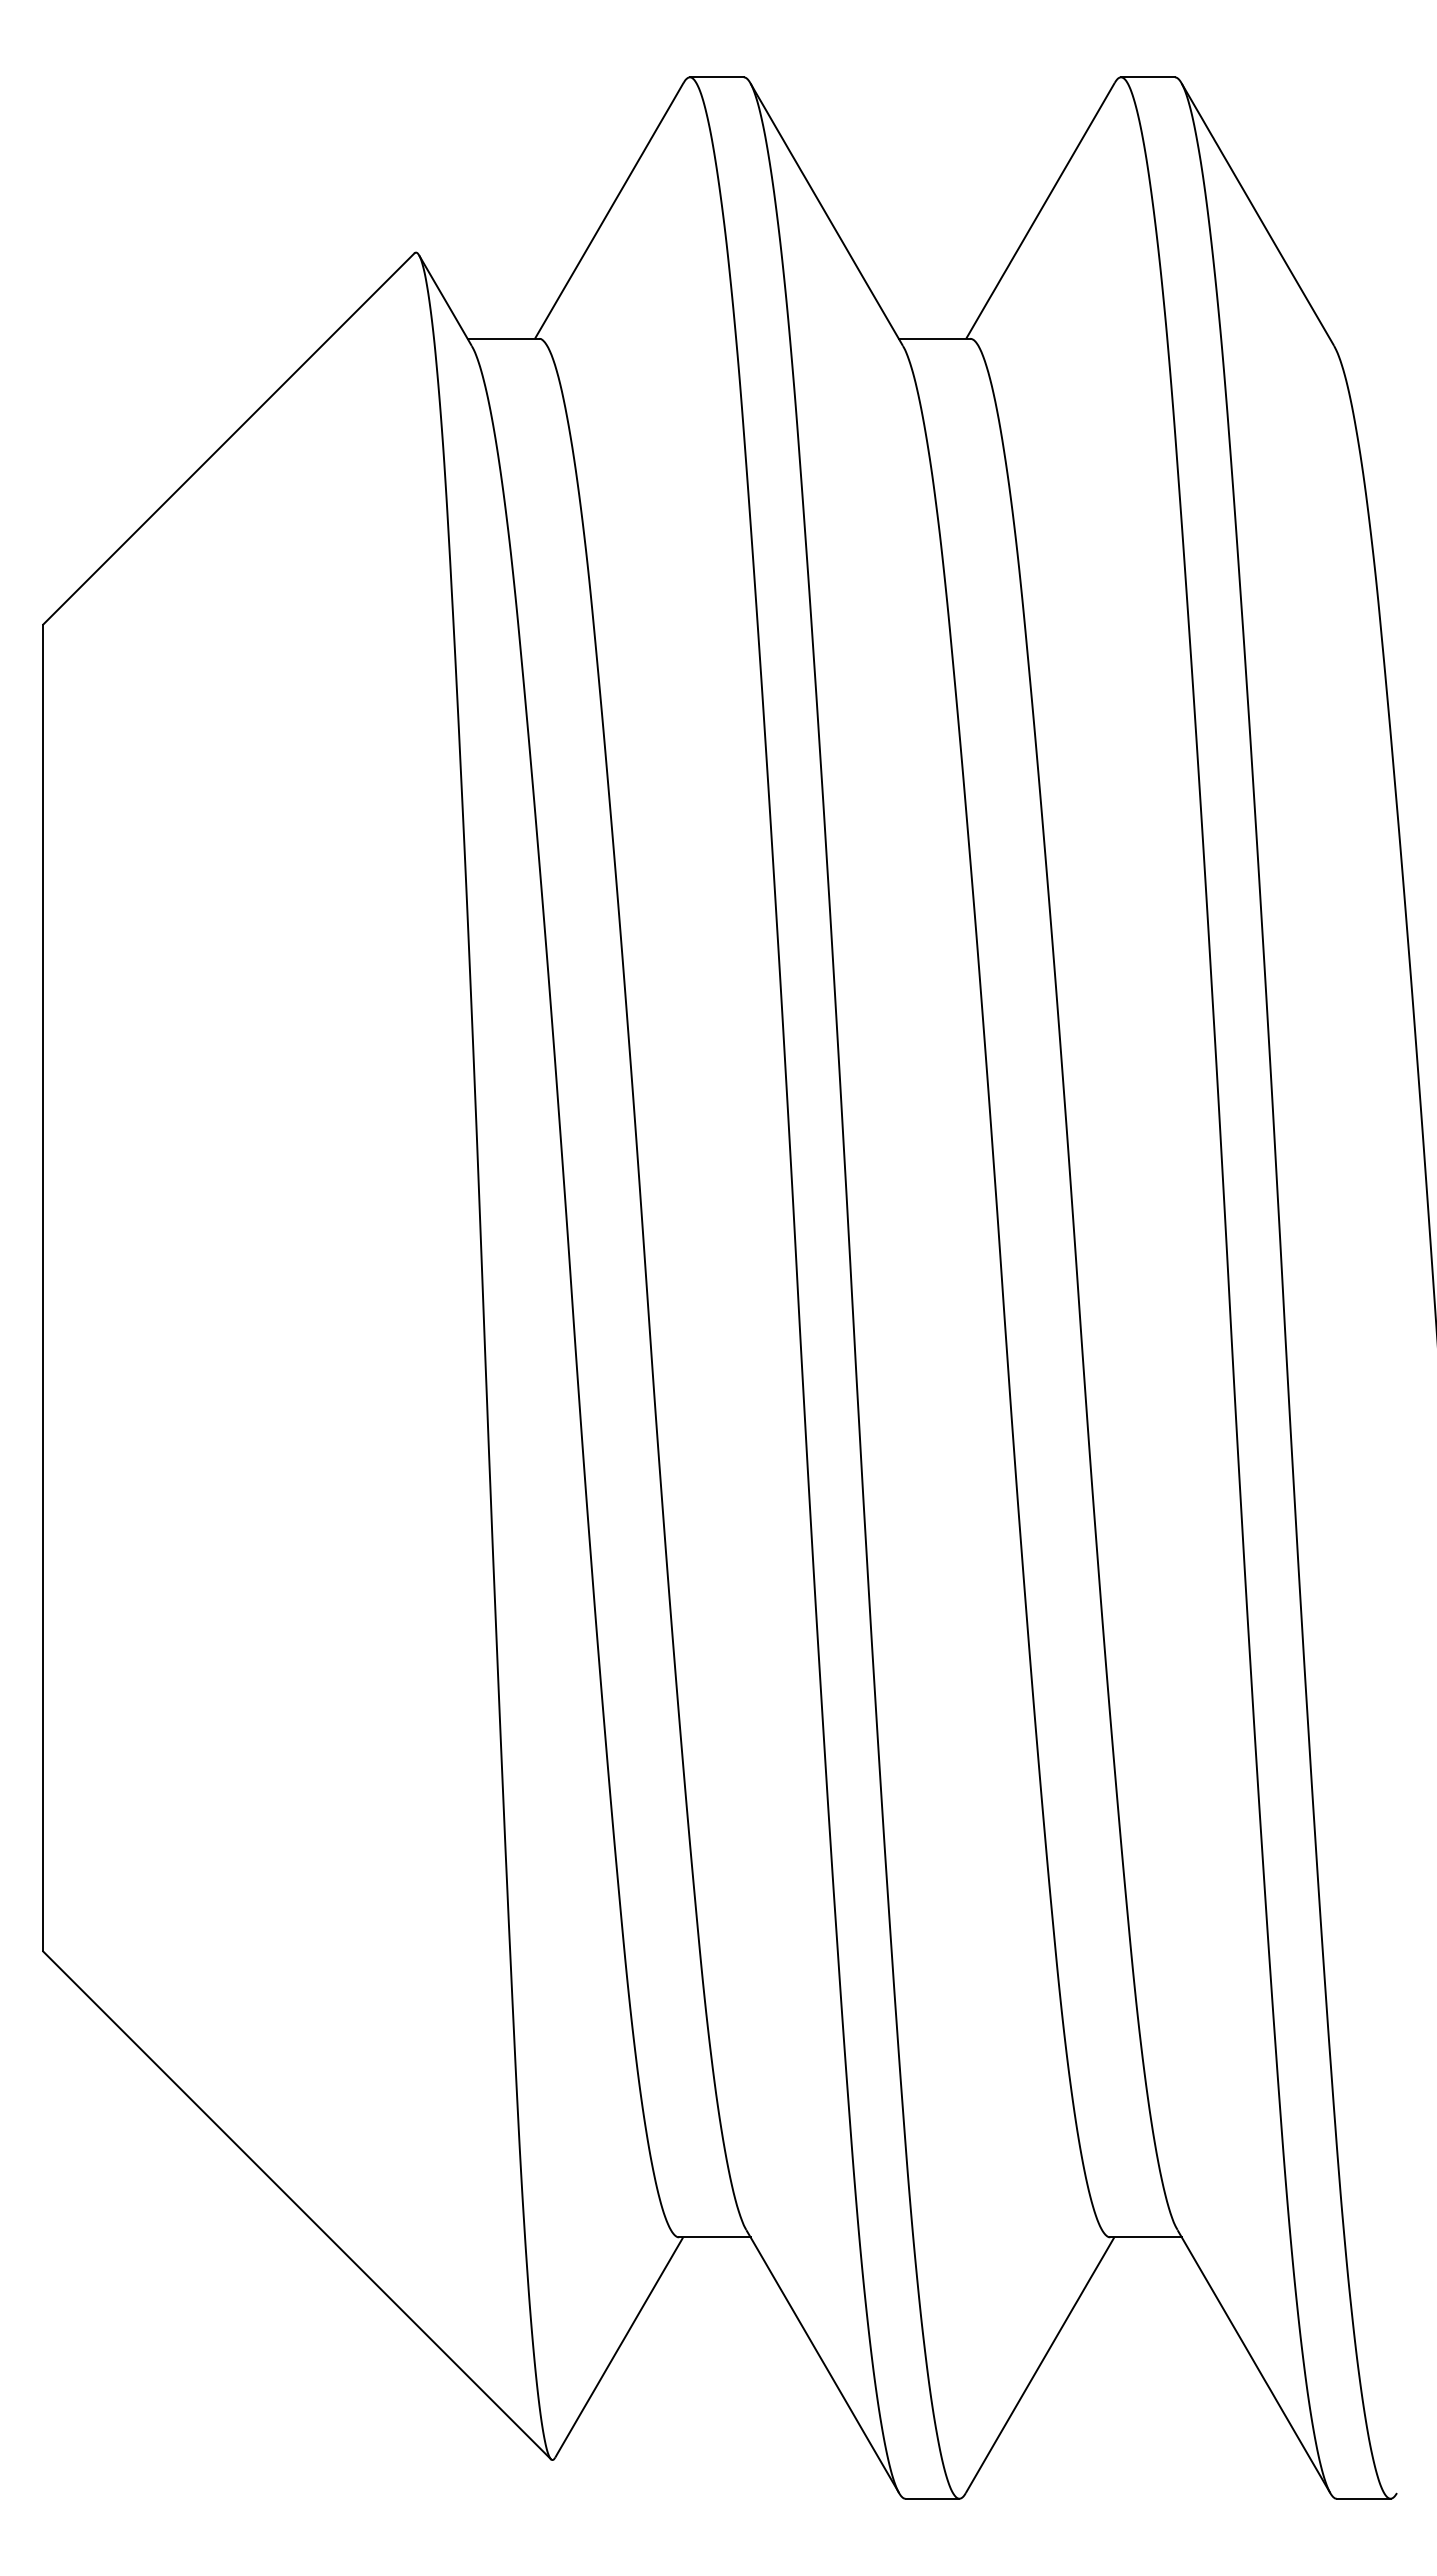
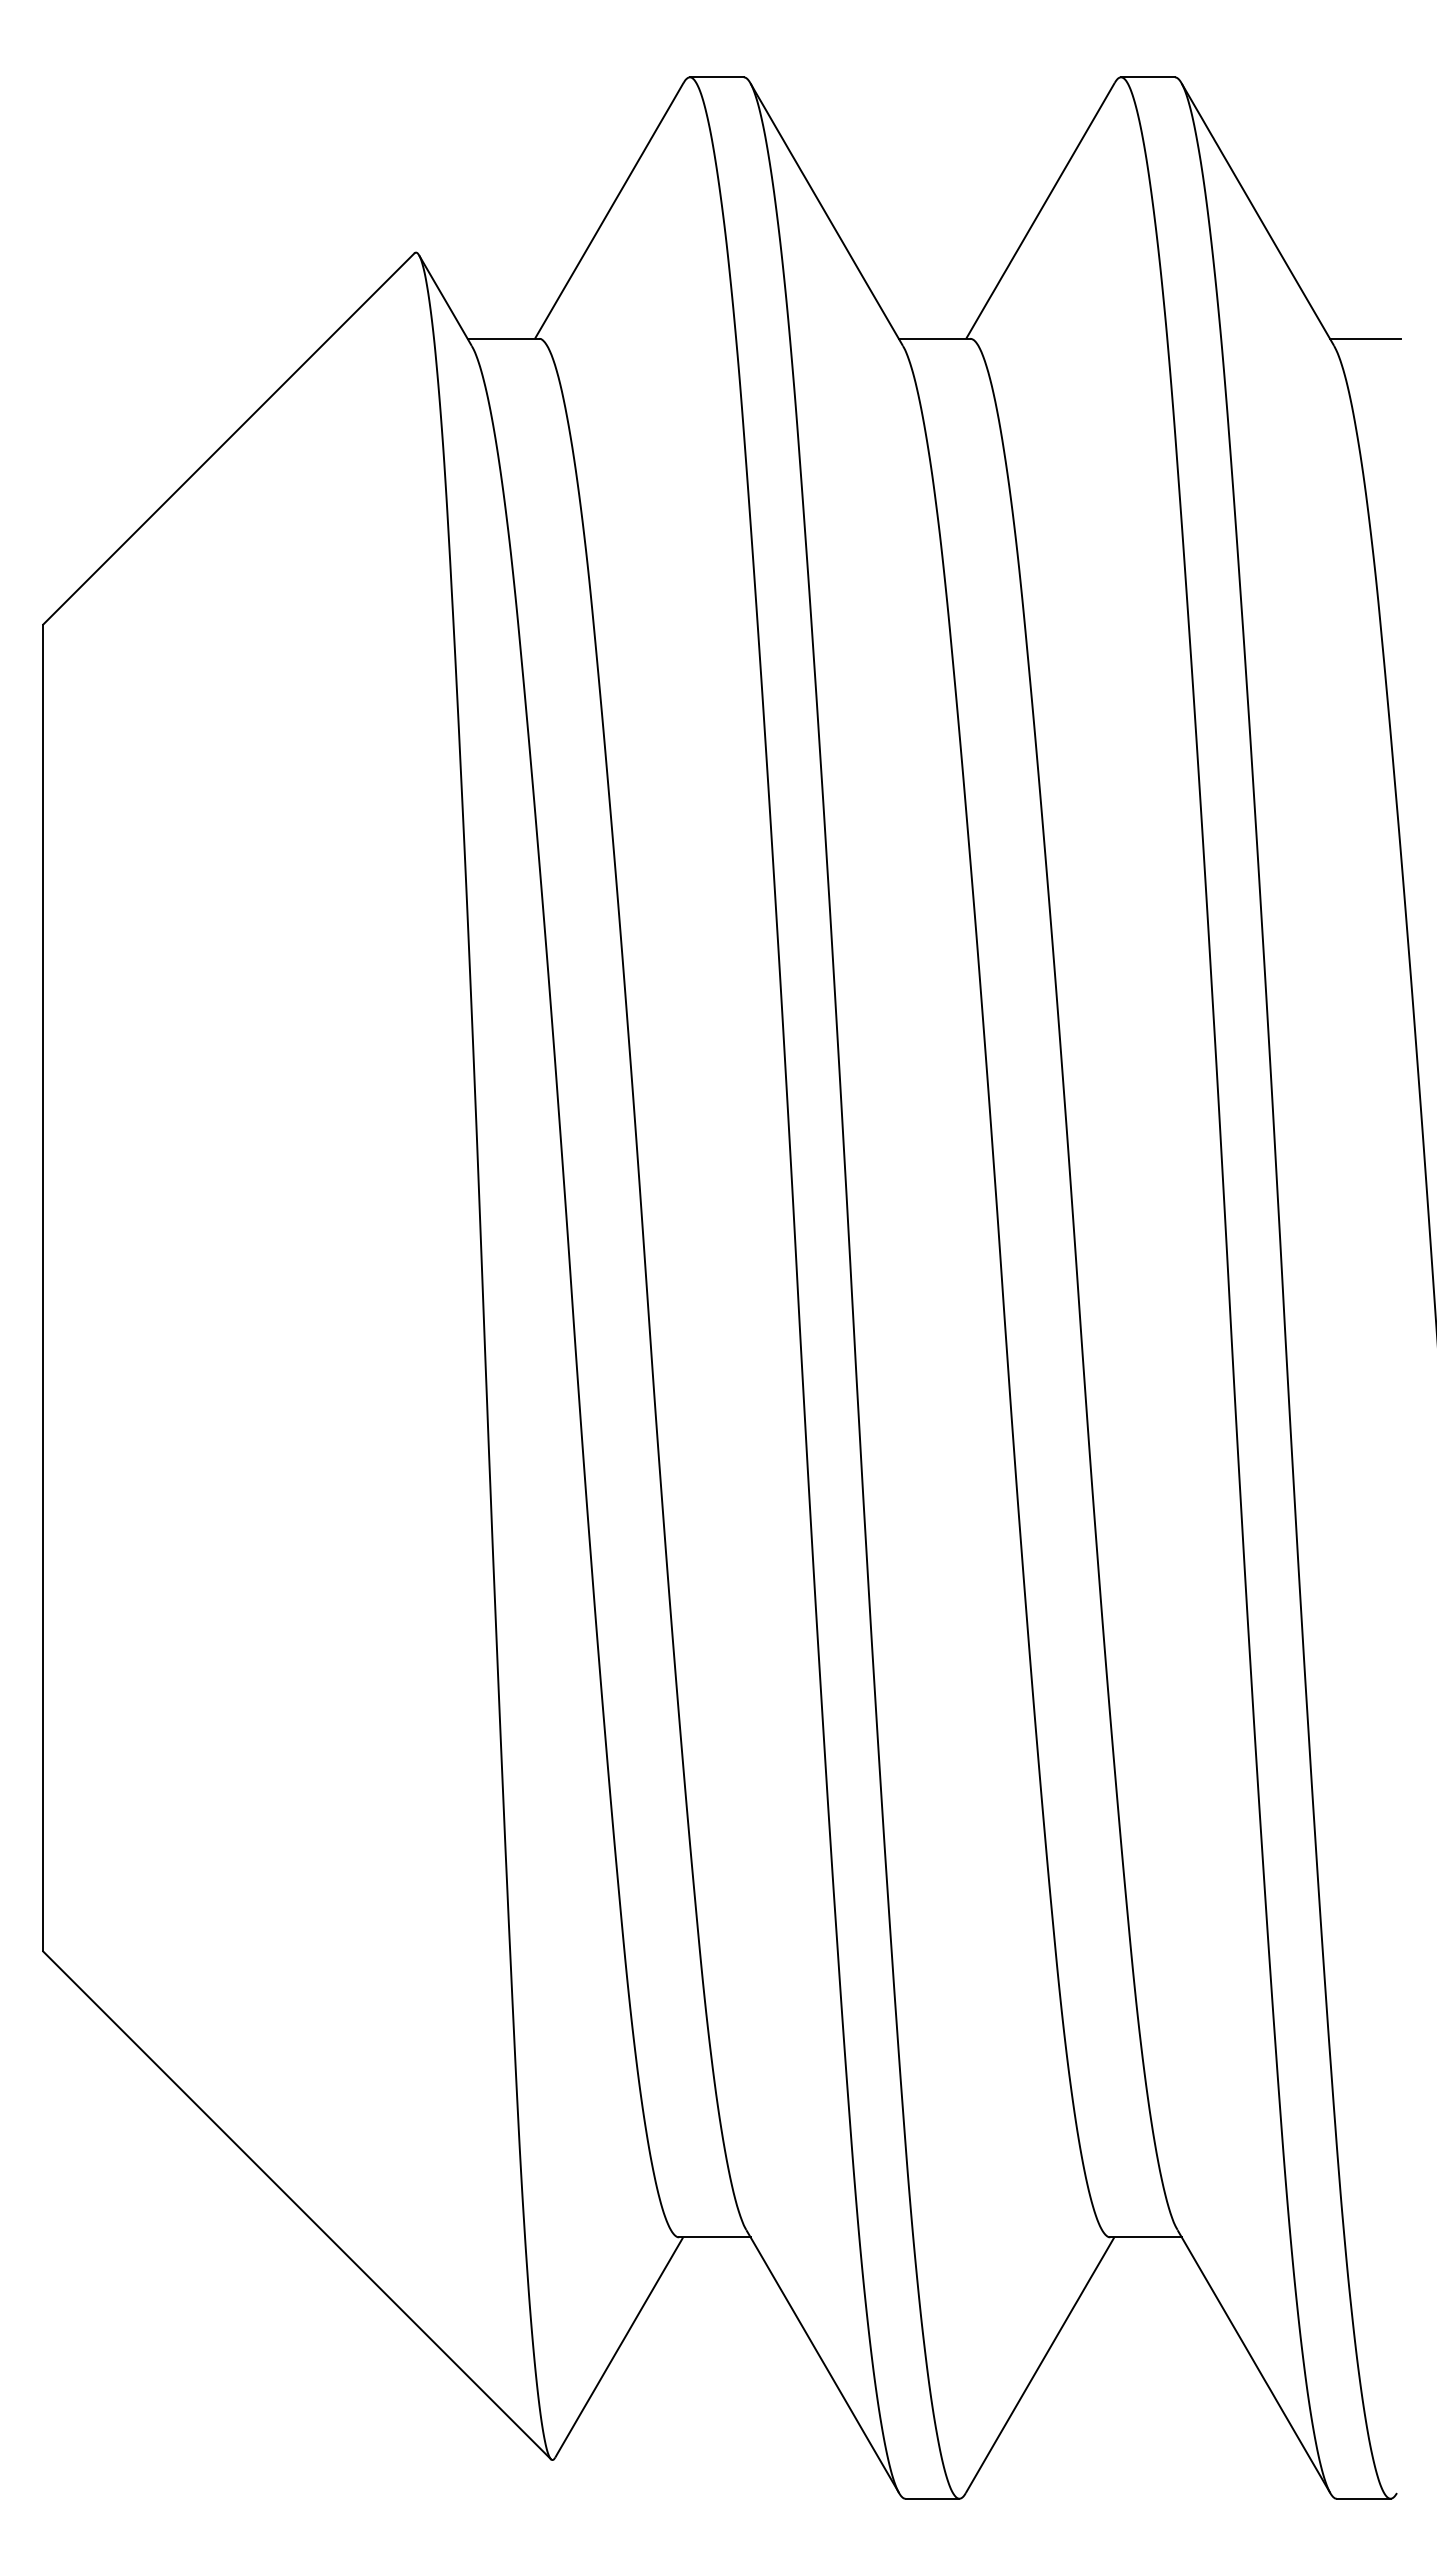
line: none -> present (1365, 338)
